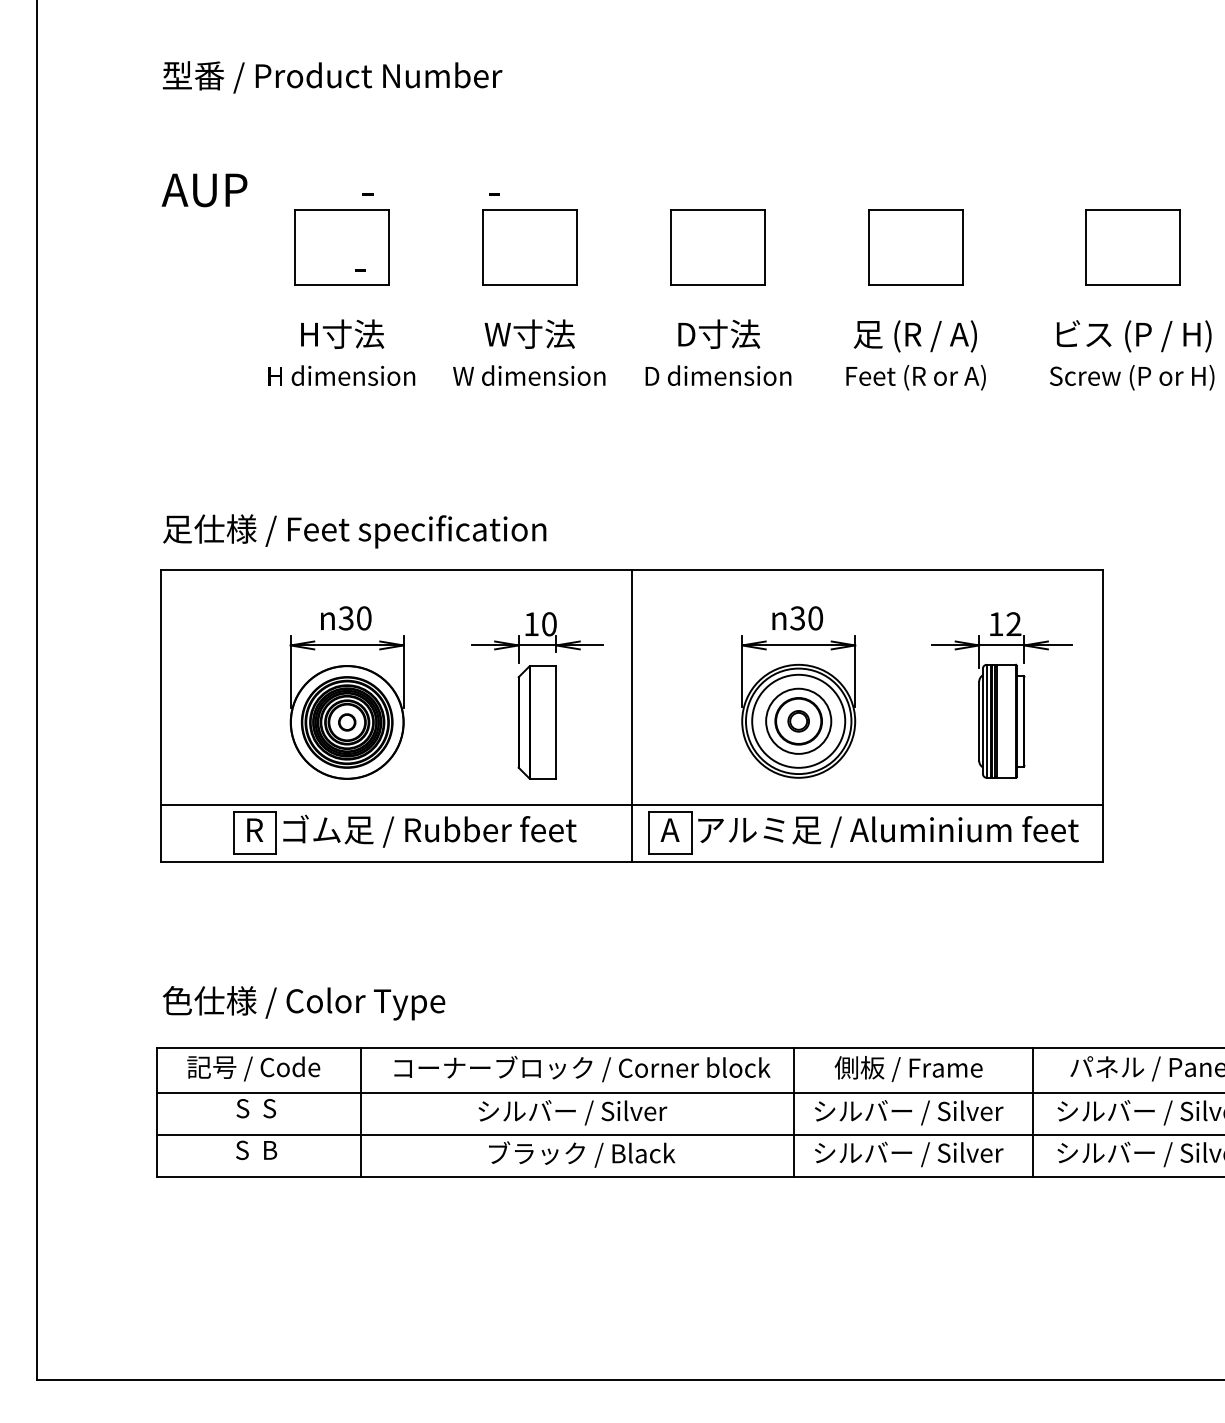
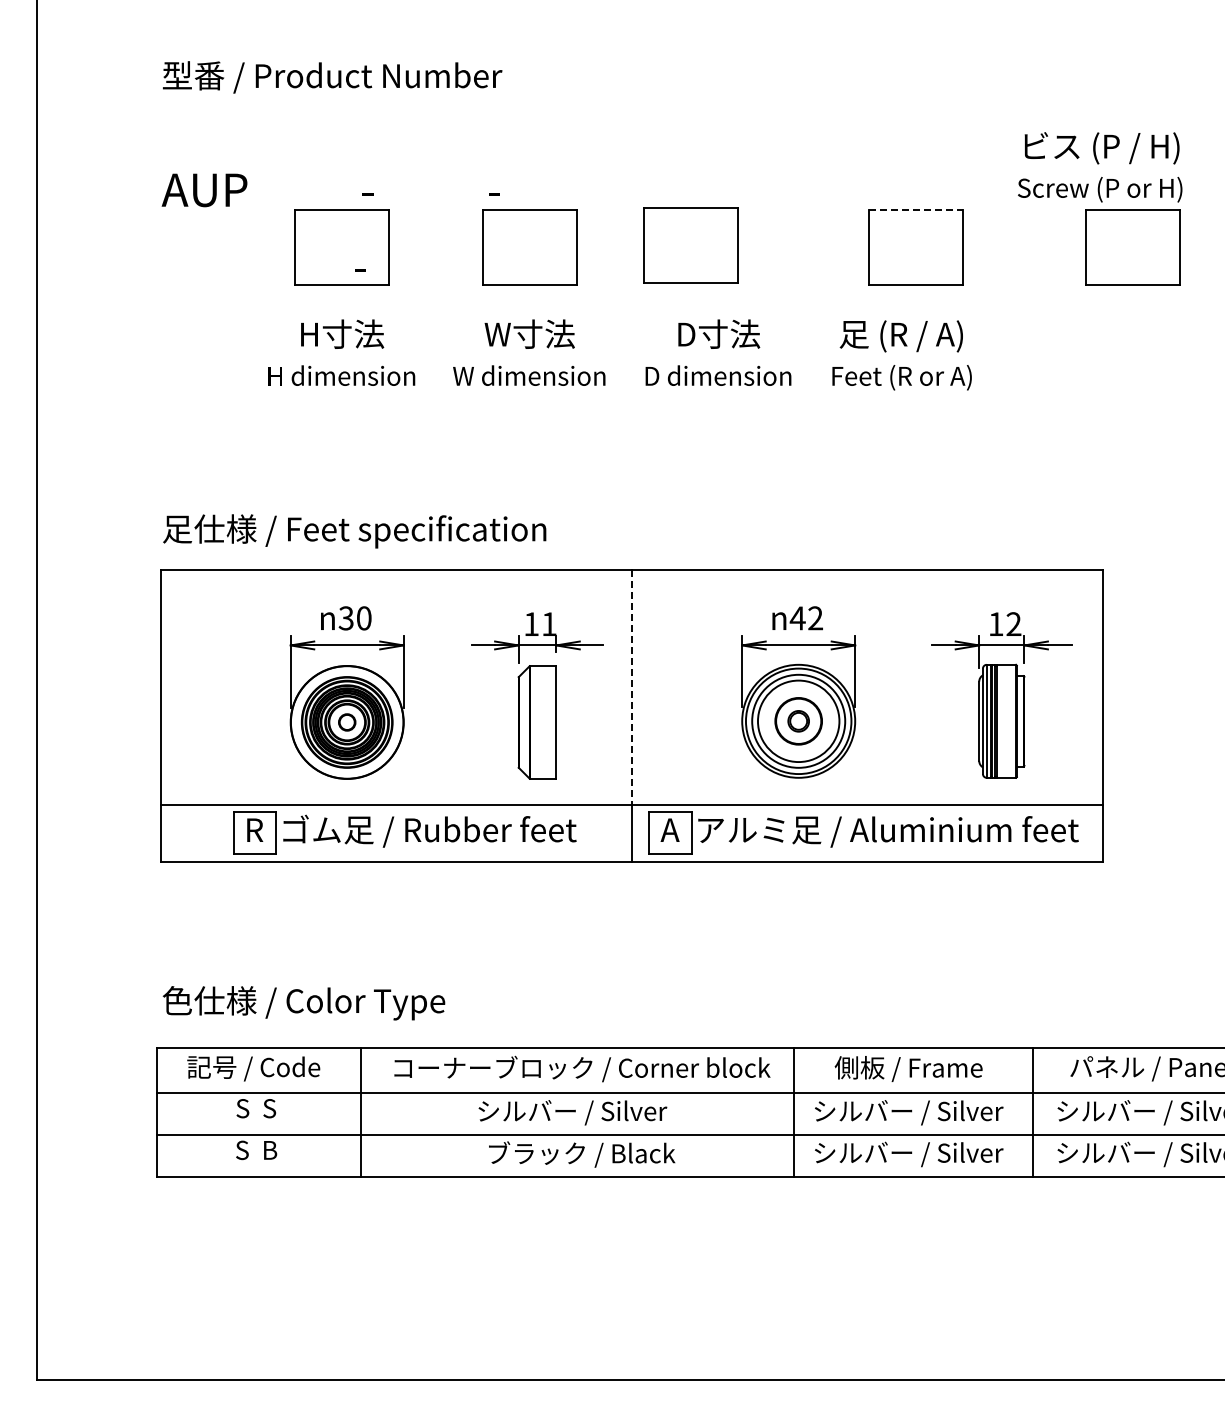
line: solid -> dashed (916, 209)
part position: (717, 247) -> (690, 245) (690, 245)
text position: (915, 355) -> (901, 355) (901, 355)
text position: (1132, 355) -> (1100, 167) (1100, 167)
text: 30 -> 42 (806, 618)
text: 10 -> 11 (549, 624)
line: solid -> dashed (632, 687)
circle diameter: 65 px -> 81 px (798, 721)
